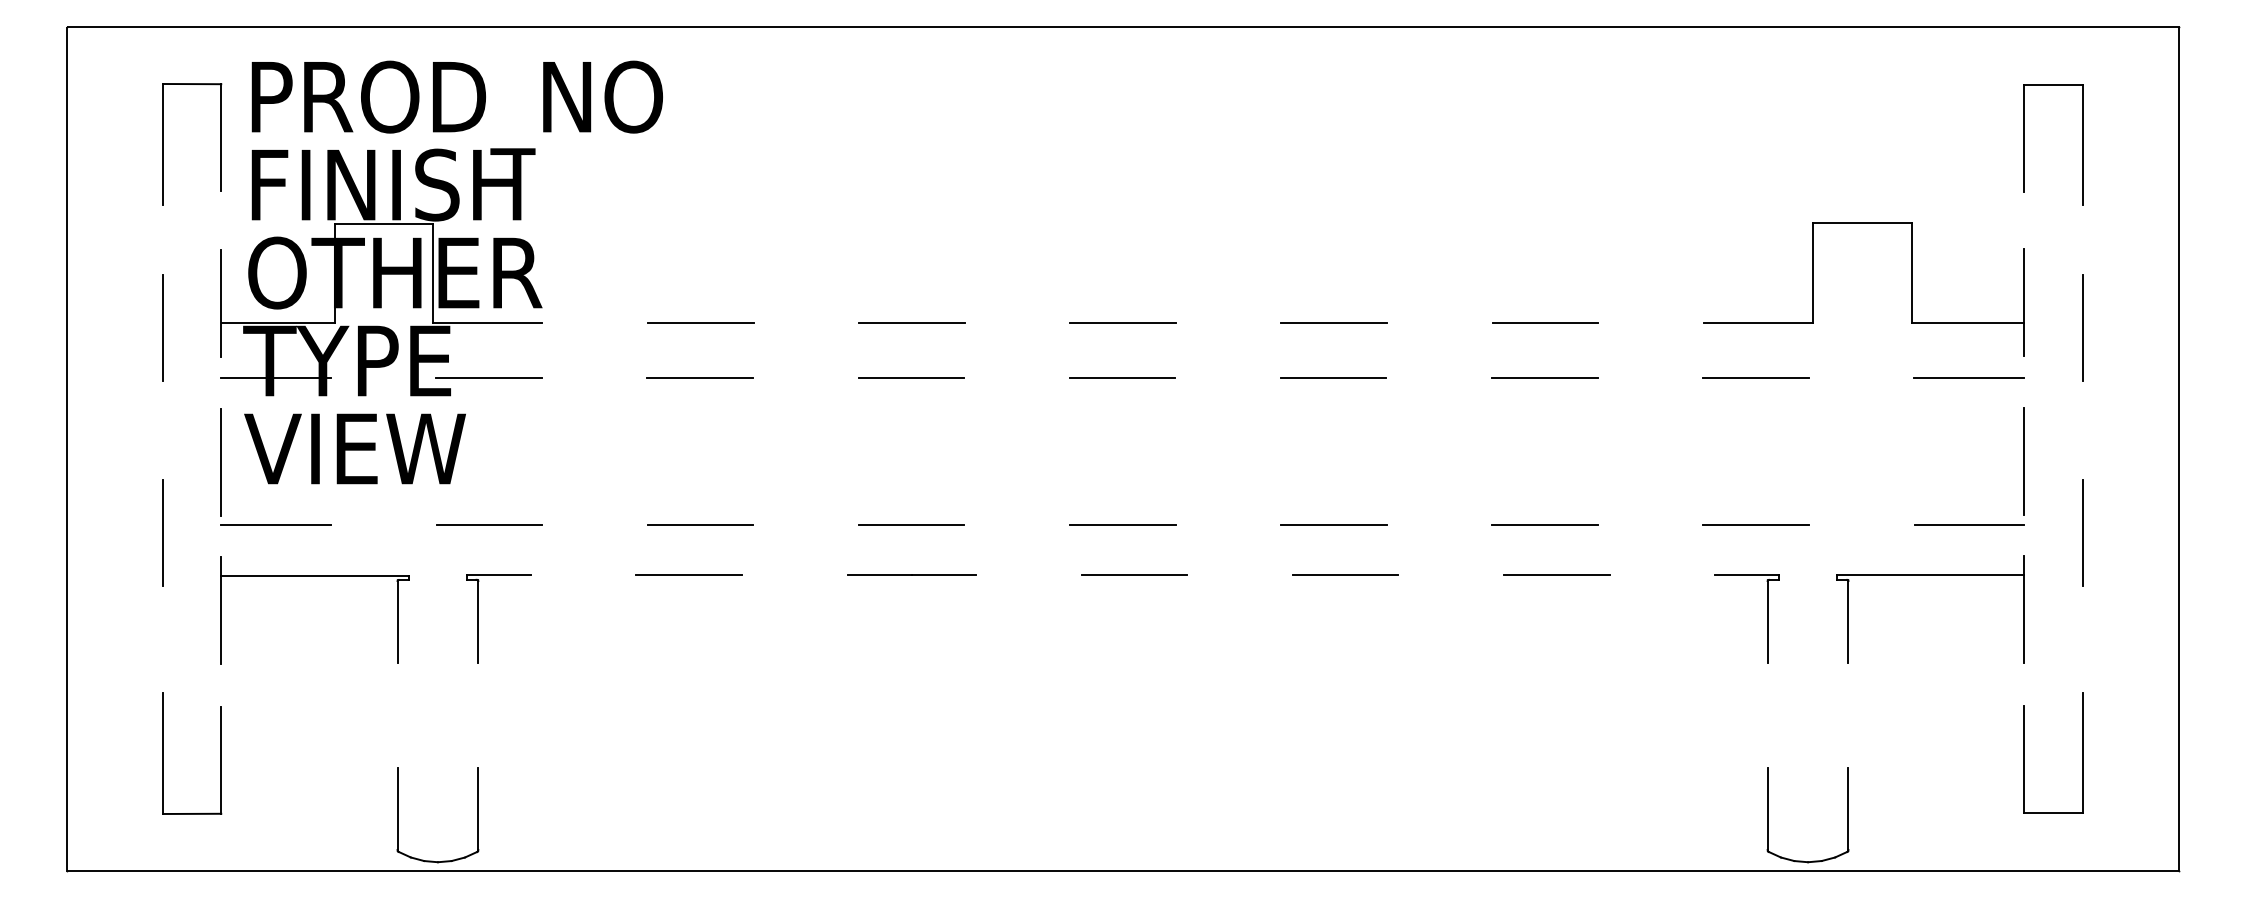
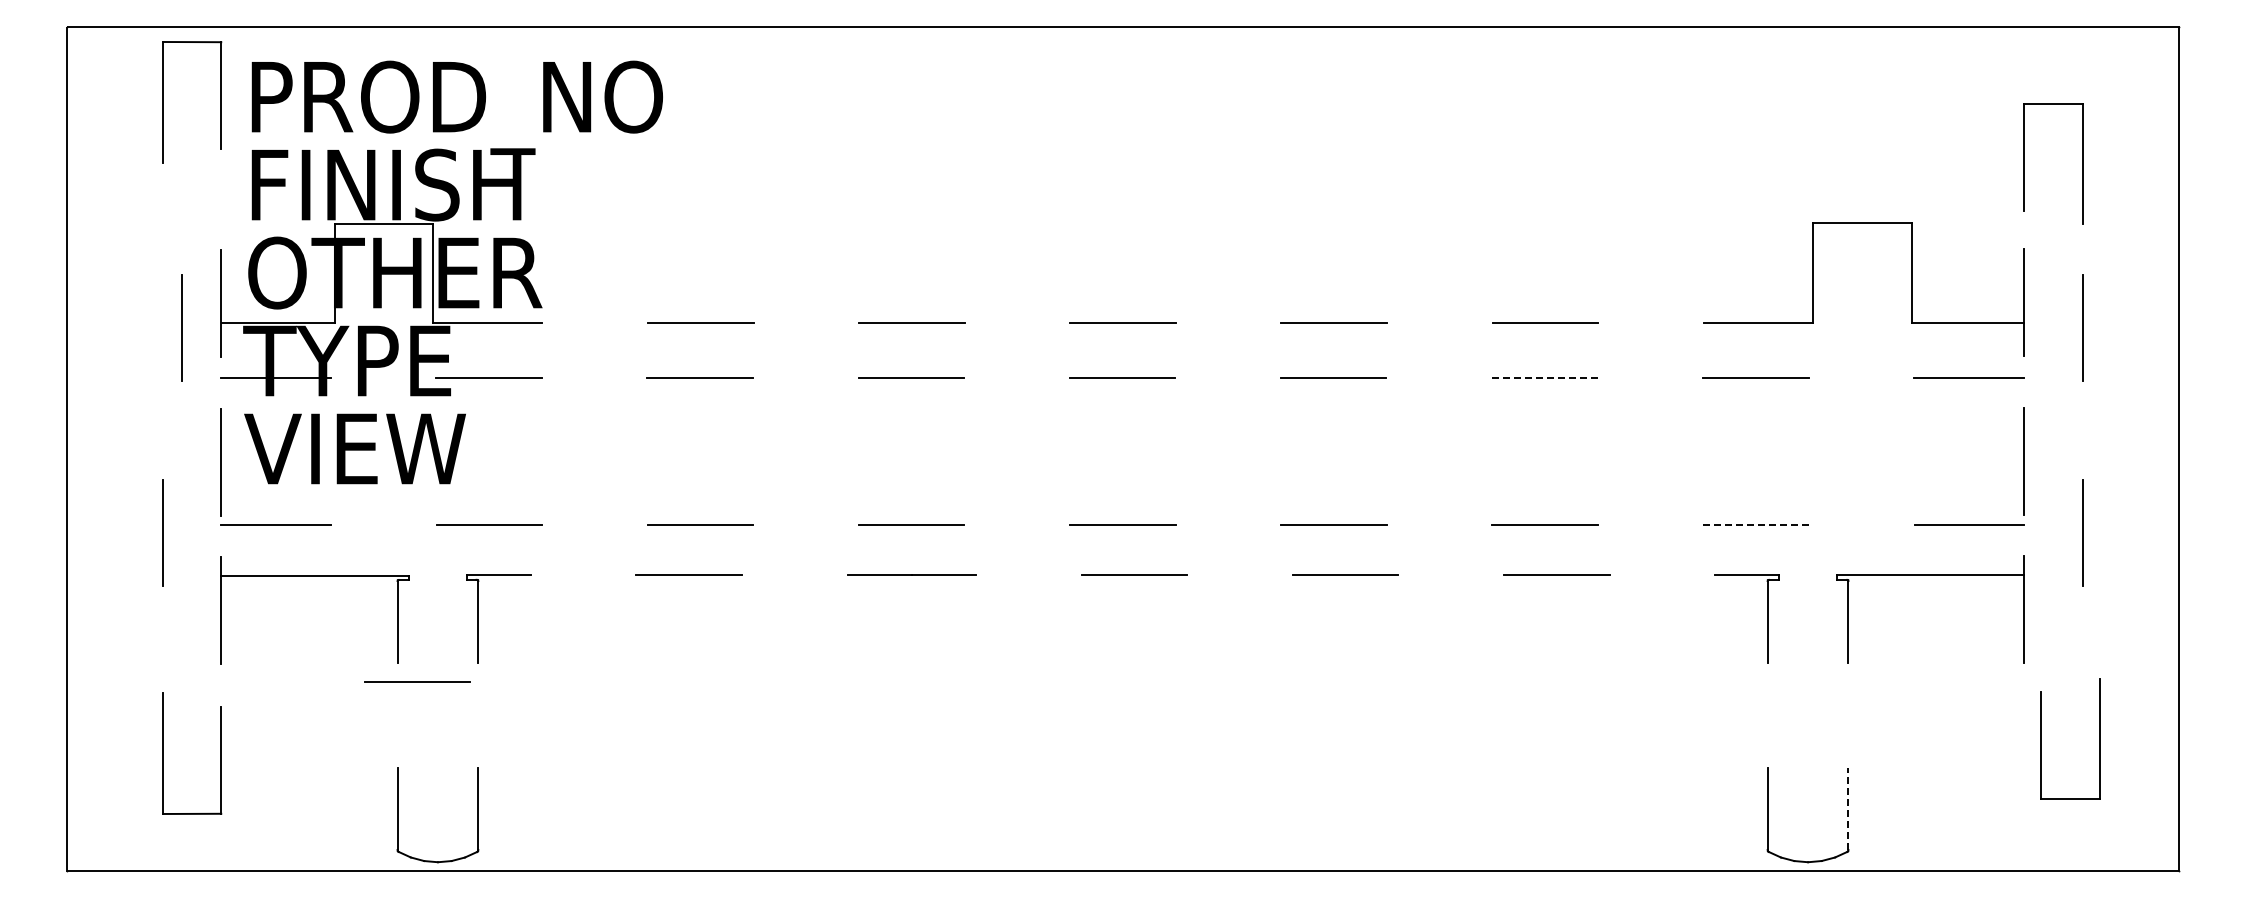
part position: (220, 144) -> (220, 102) (220, 102)
part position: (2024, 144) -> (2024, 163) (2024, 163)
line position: (162, 327) -> (181, 327) (181, 327)
line: solid -> dashed (1544, 377)
line: solid -> dashed (1756, 524)
line: none -> present (417, 681)
part position: (2024, 752) -> (2041, 738) (2041, 738)
line: solid -> dashed (1848, 809)
